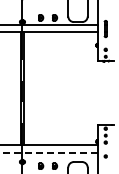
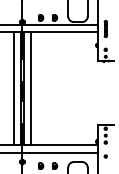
line: none -> present (14, 88)
line: none -> present (30, 88)
line: dashed -> solid (49, 152)
